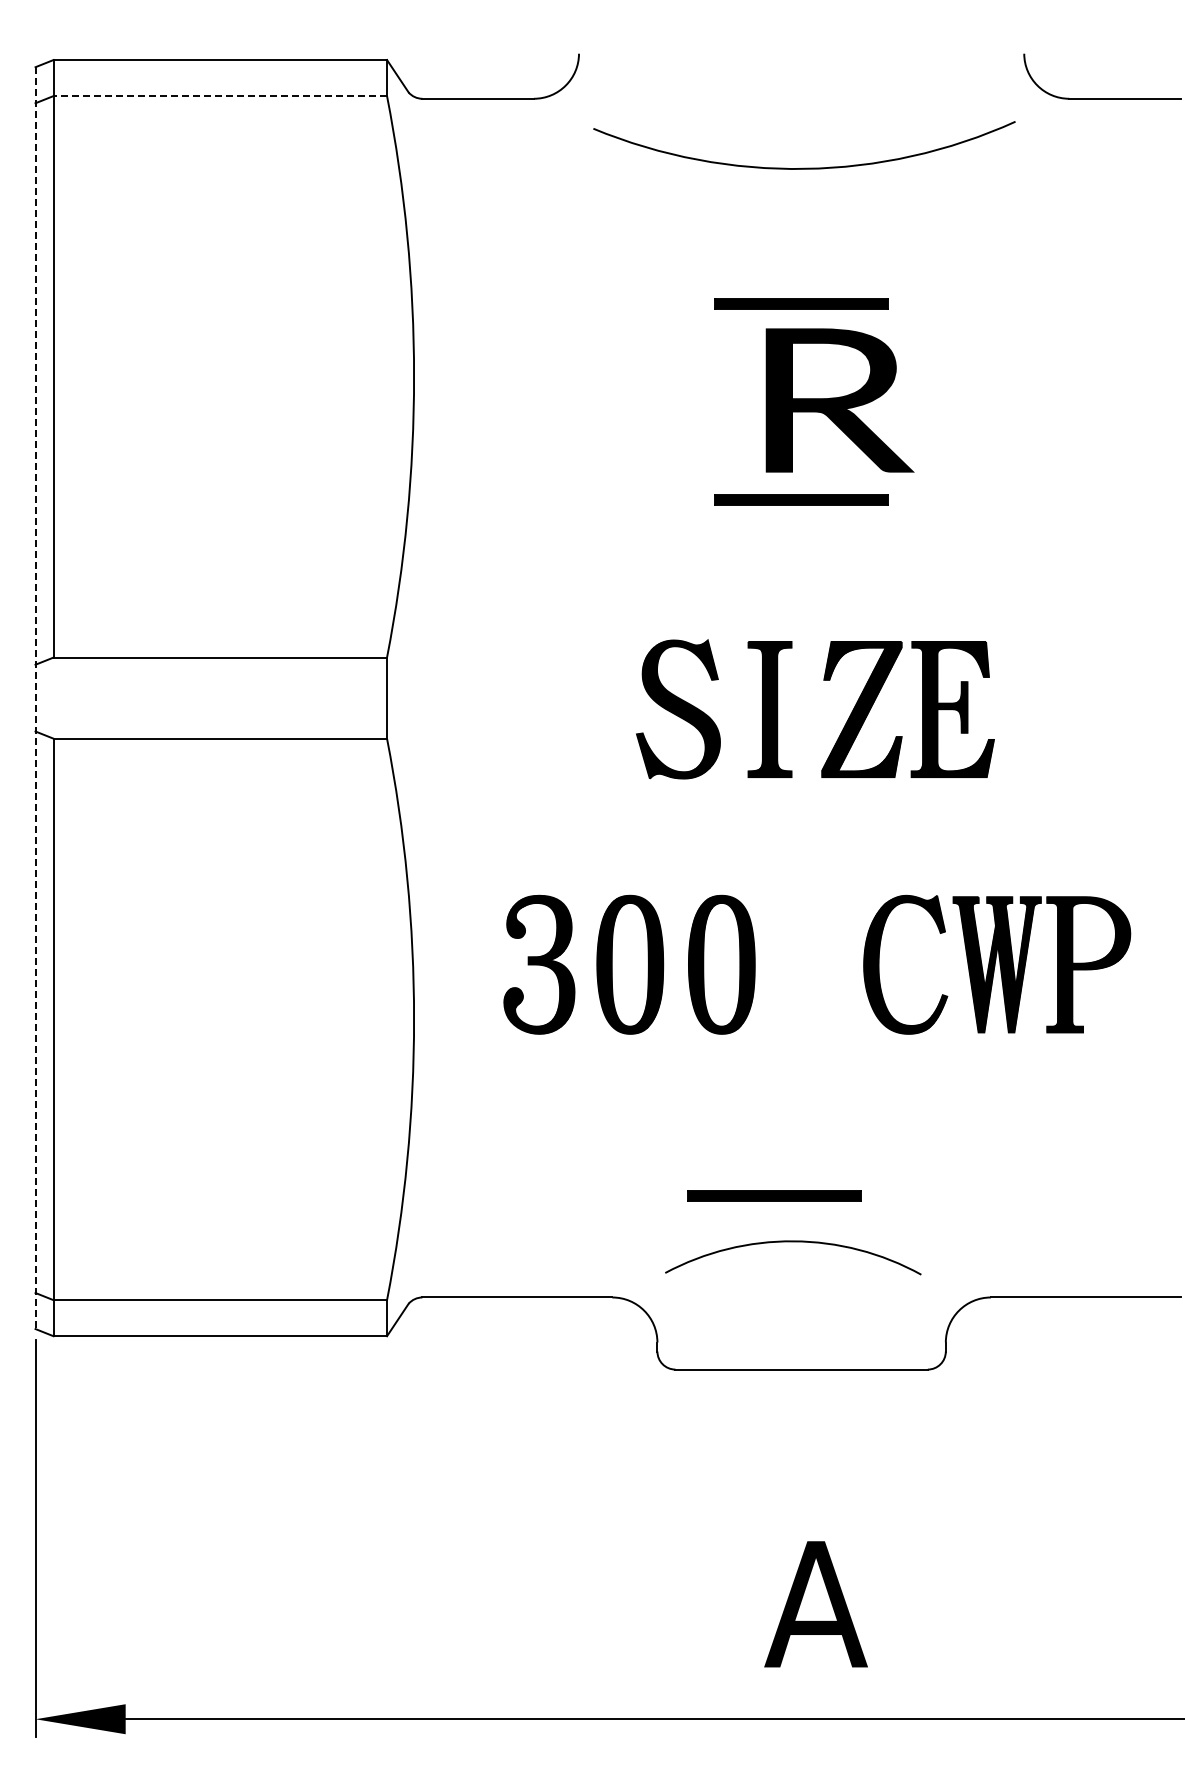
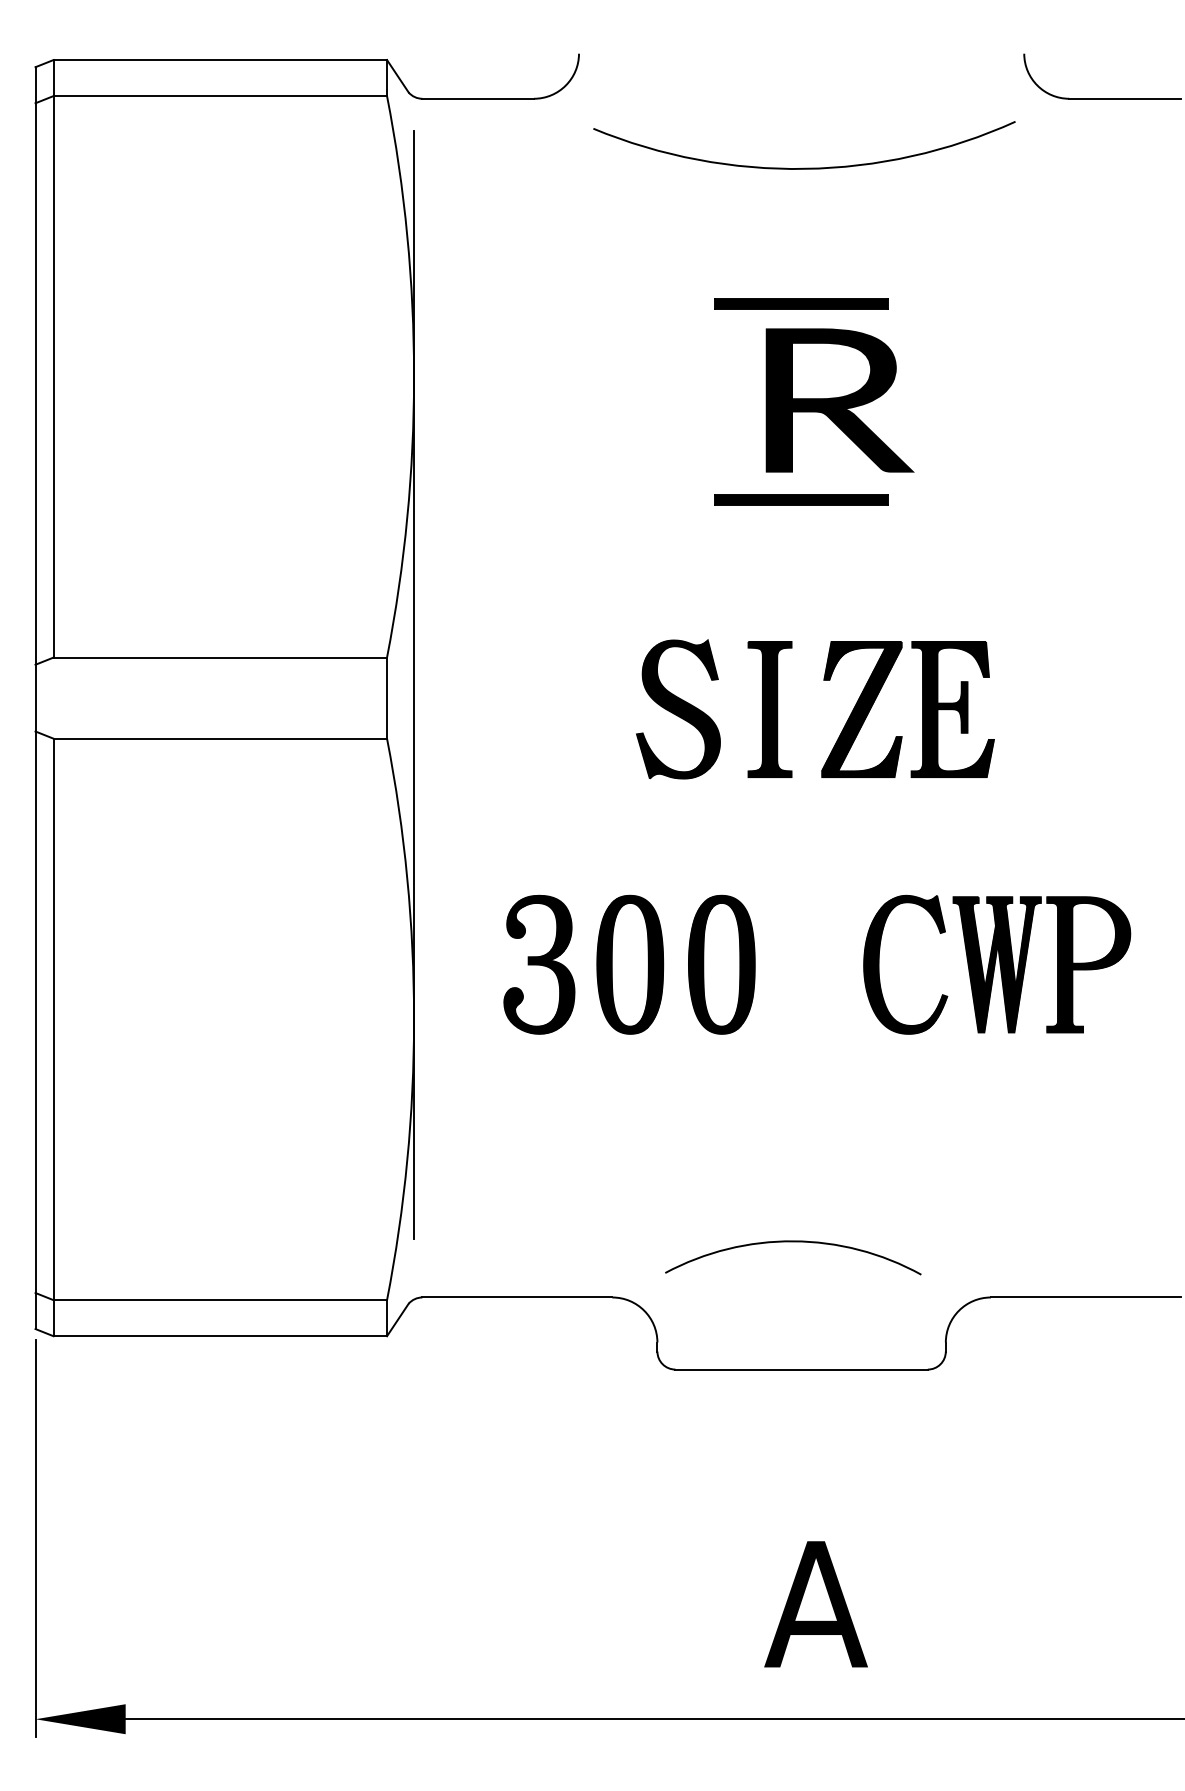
line: dashed -> solid (220, 96)
line: none -> present (414, 684)
line: dashed -> solid (35, 698)
part: present -> none (774, 1195)
